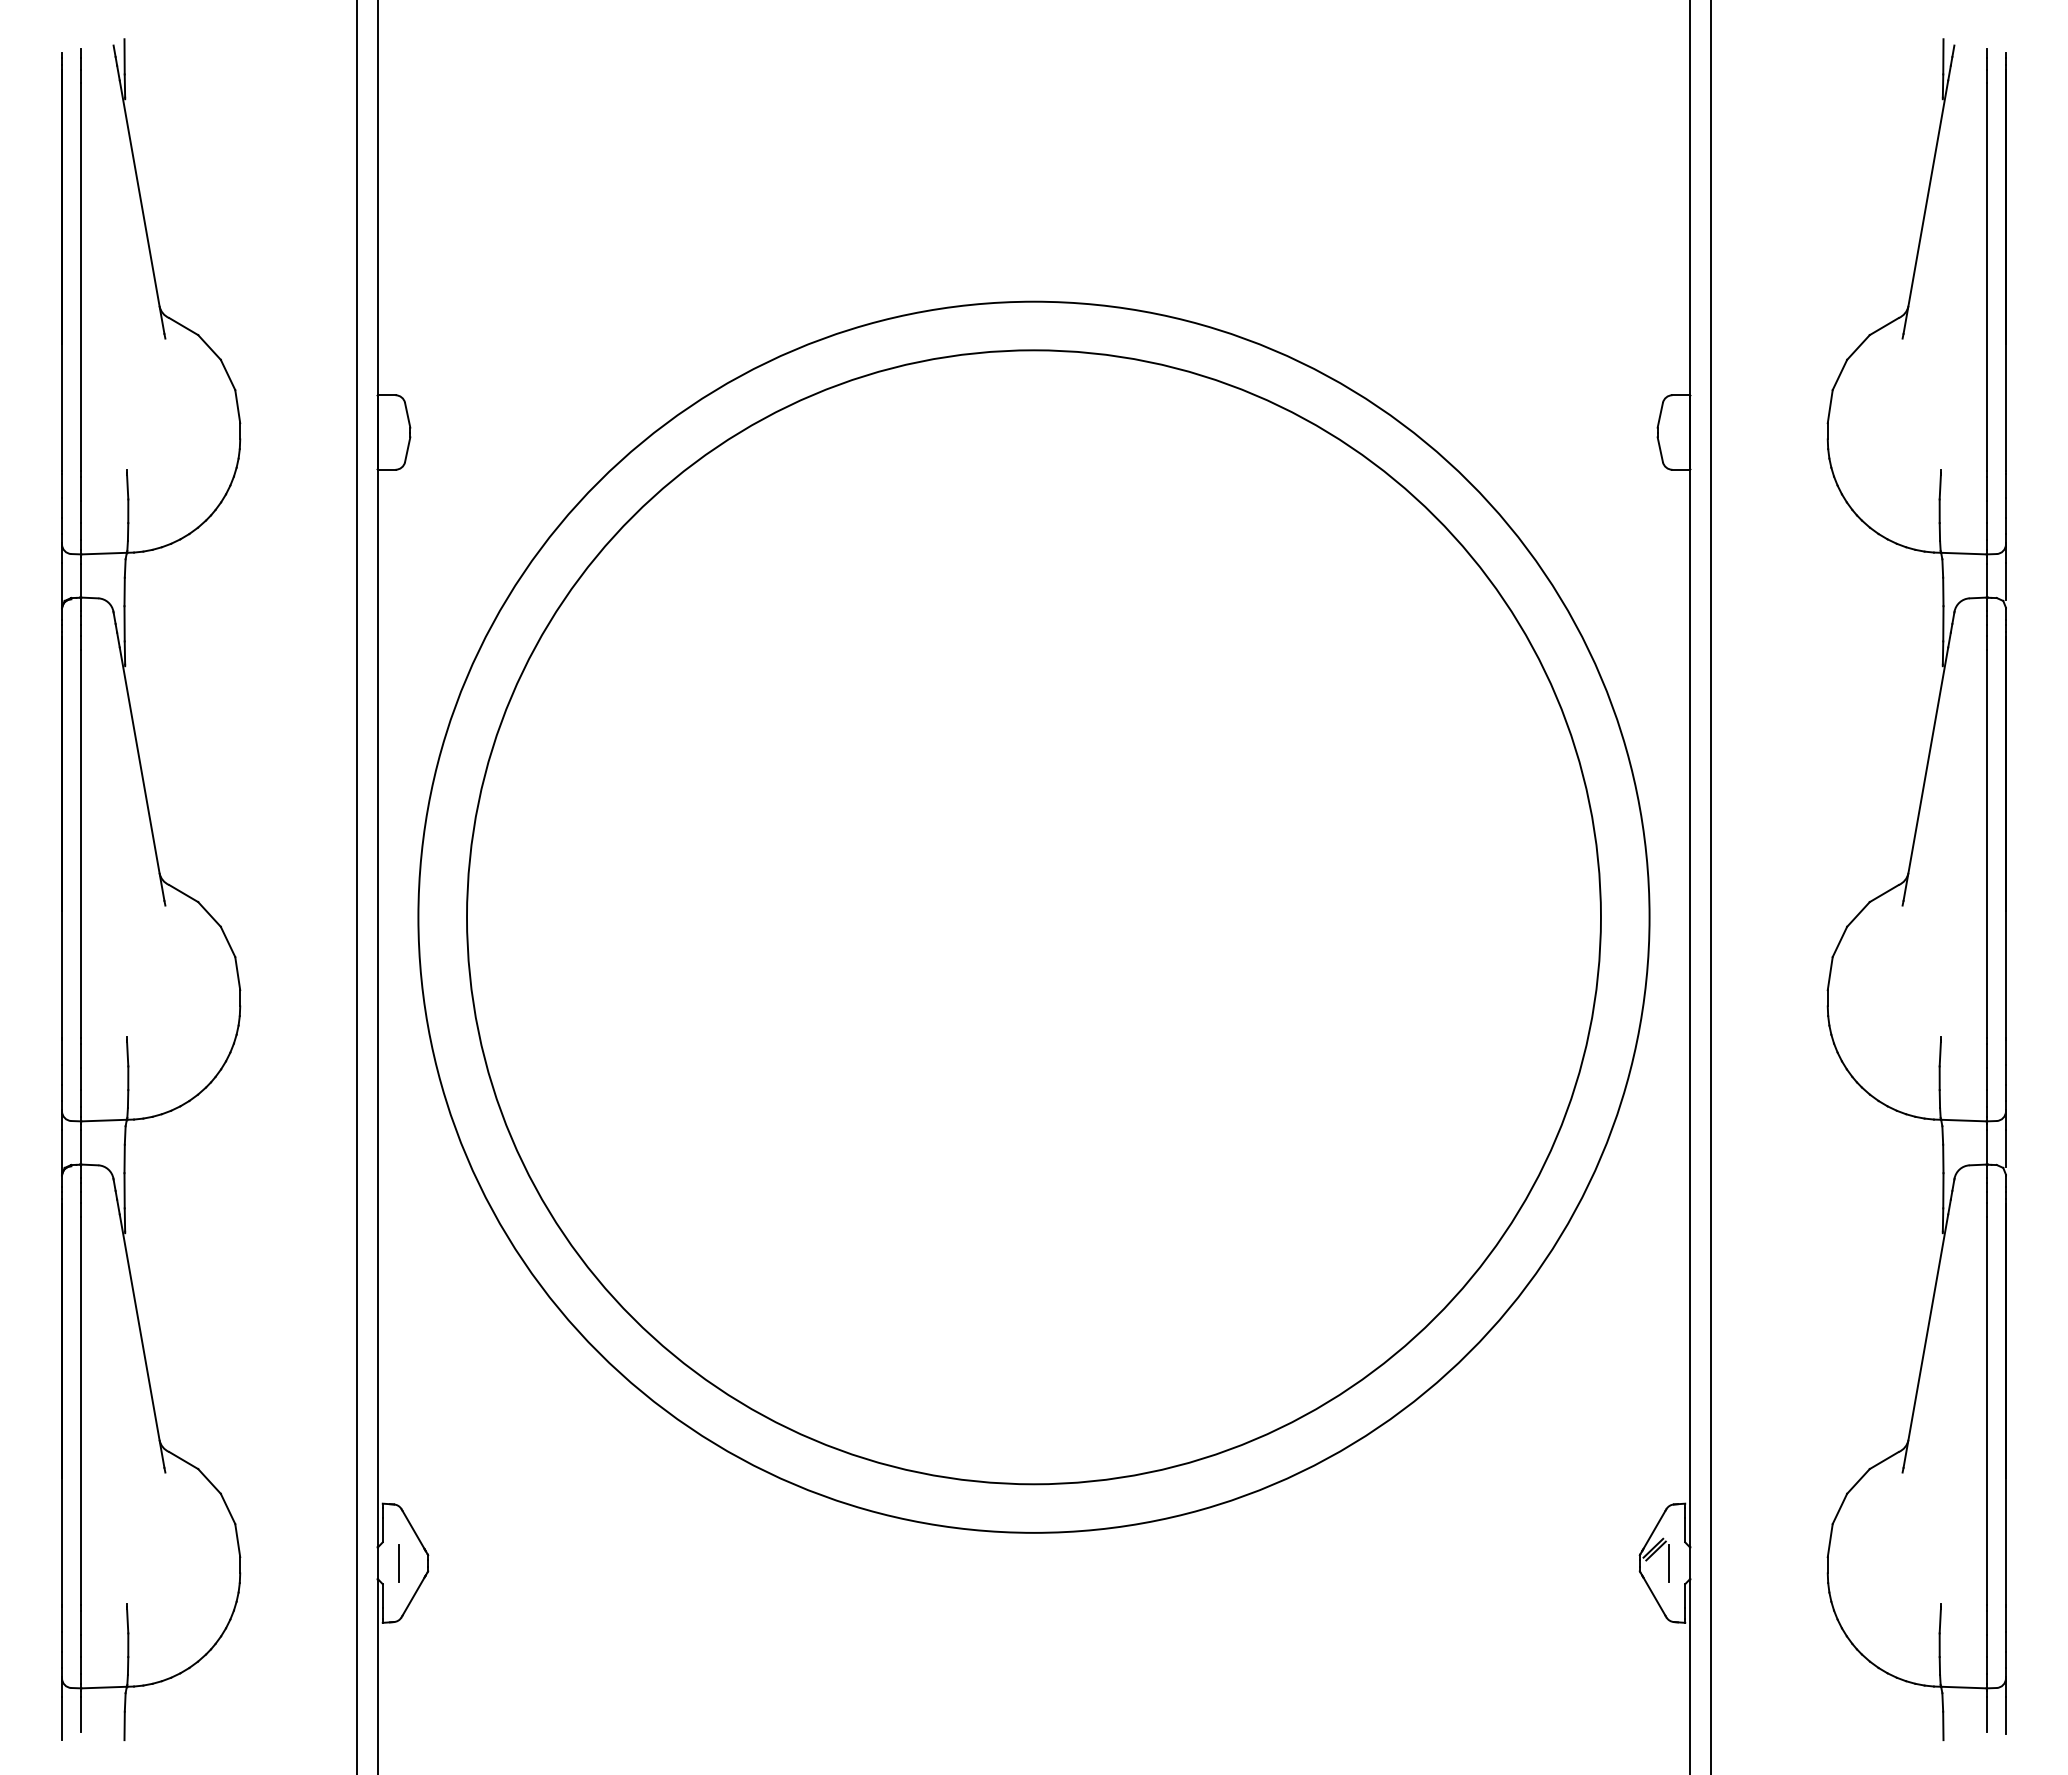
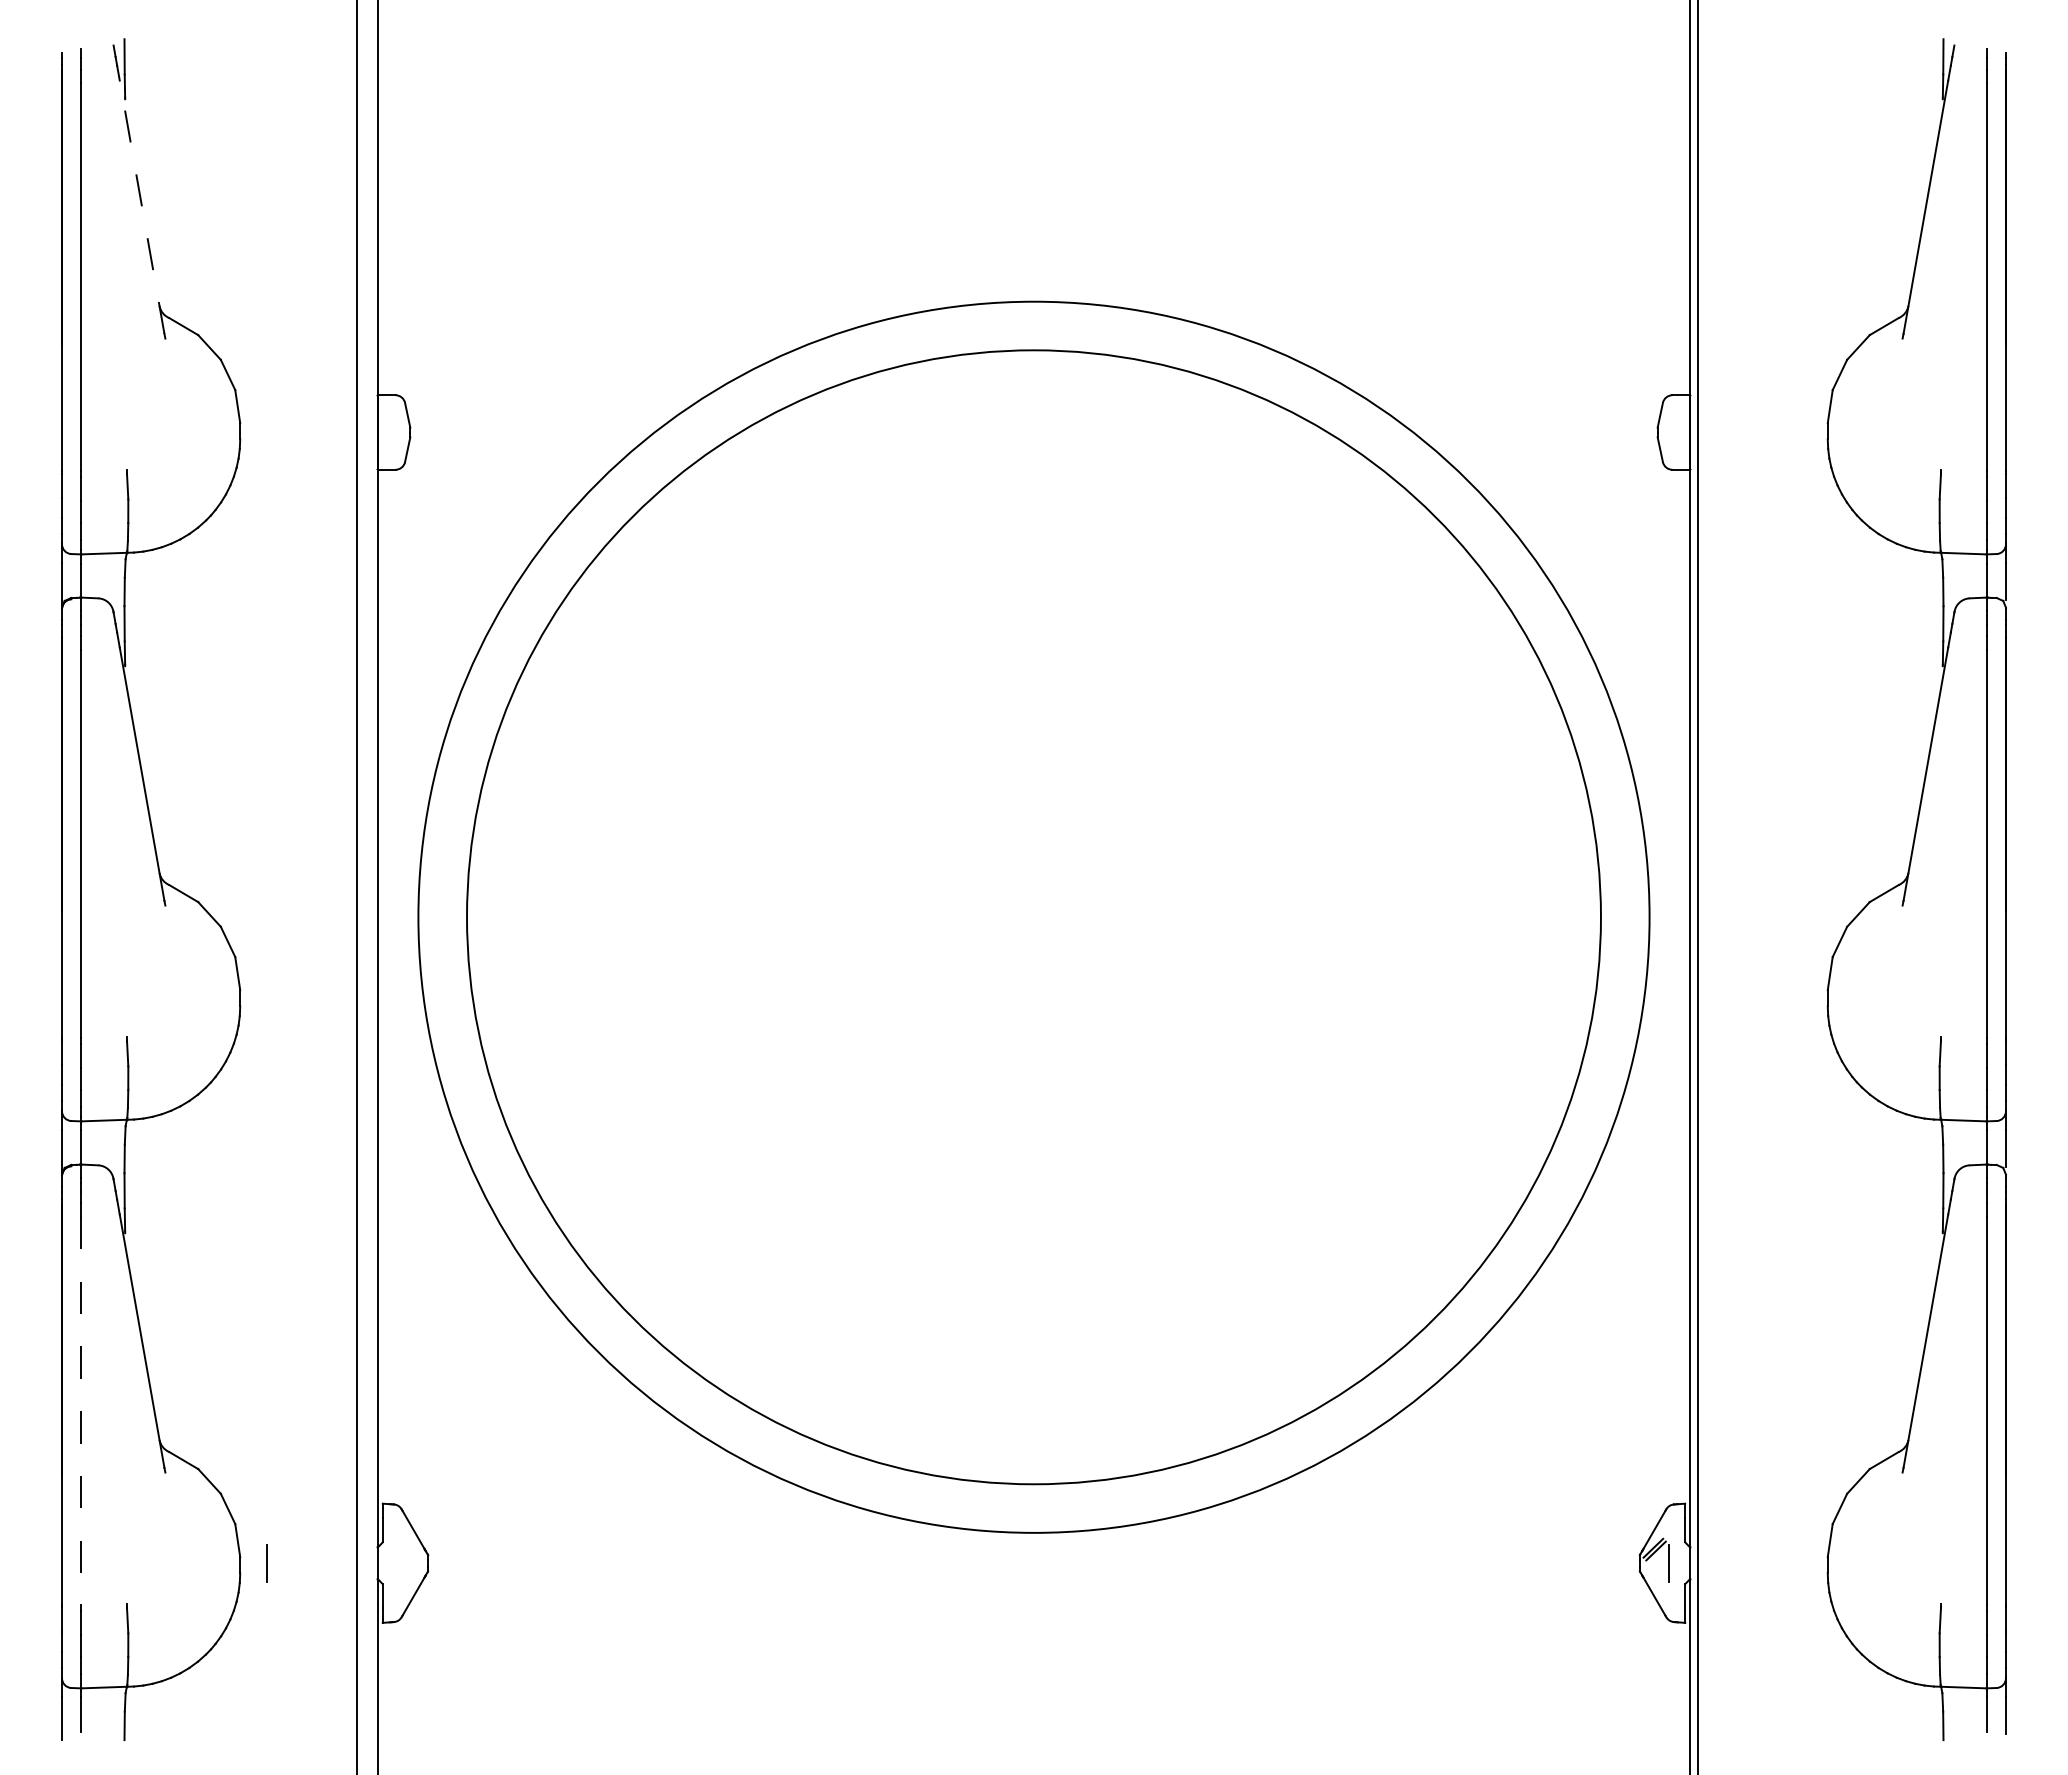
line: solid -> dashed (142, 207)
line position: (1711, 886) -> (1698, 886) (1698, 886)
line: solid -> dashed (81, 1411)
line position: (398, 1563) -> (266, 1563) (266, 1563)
